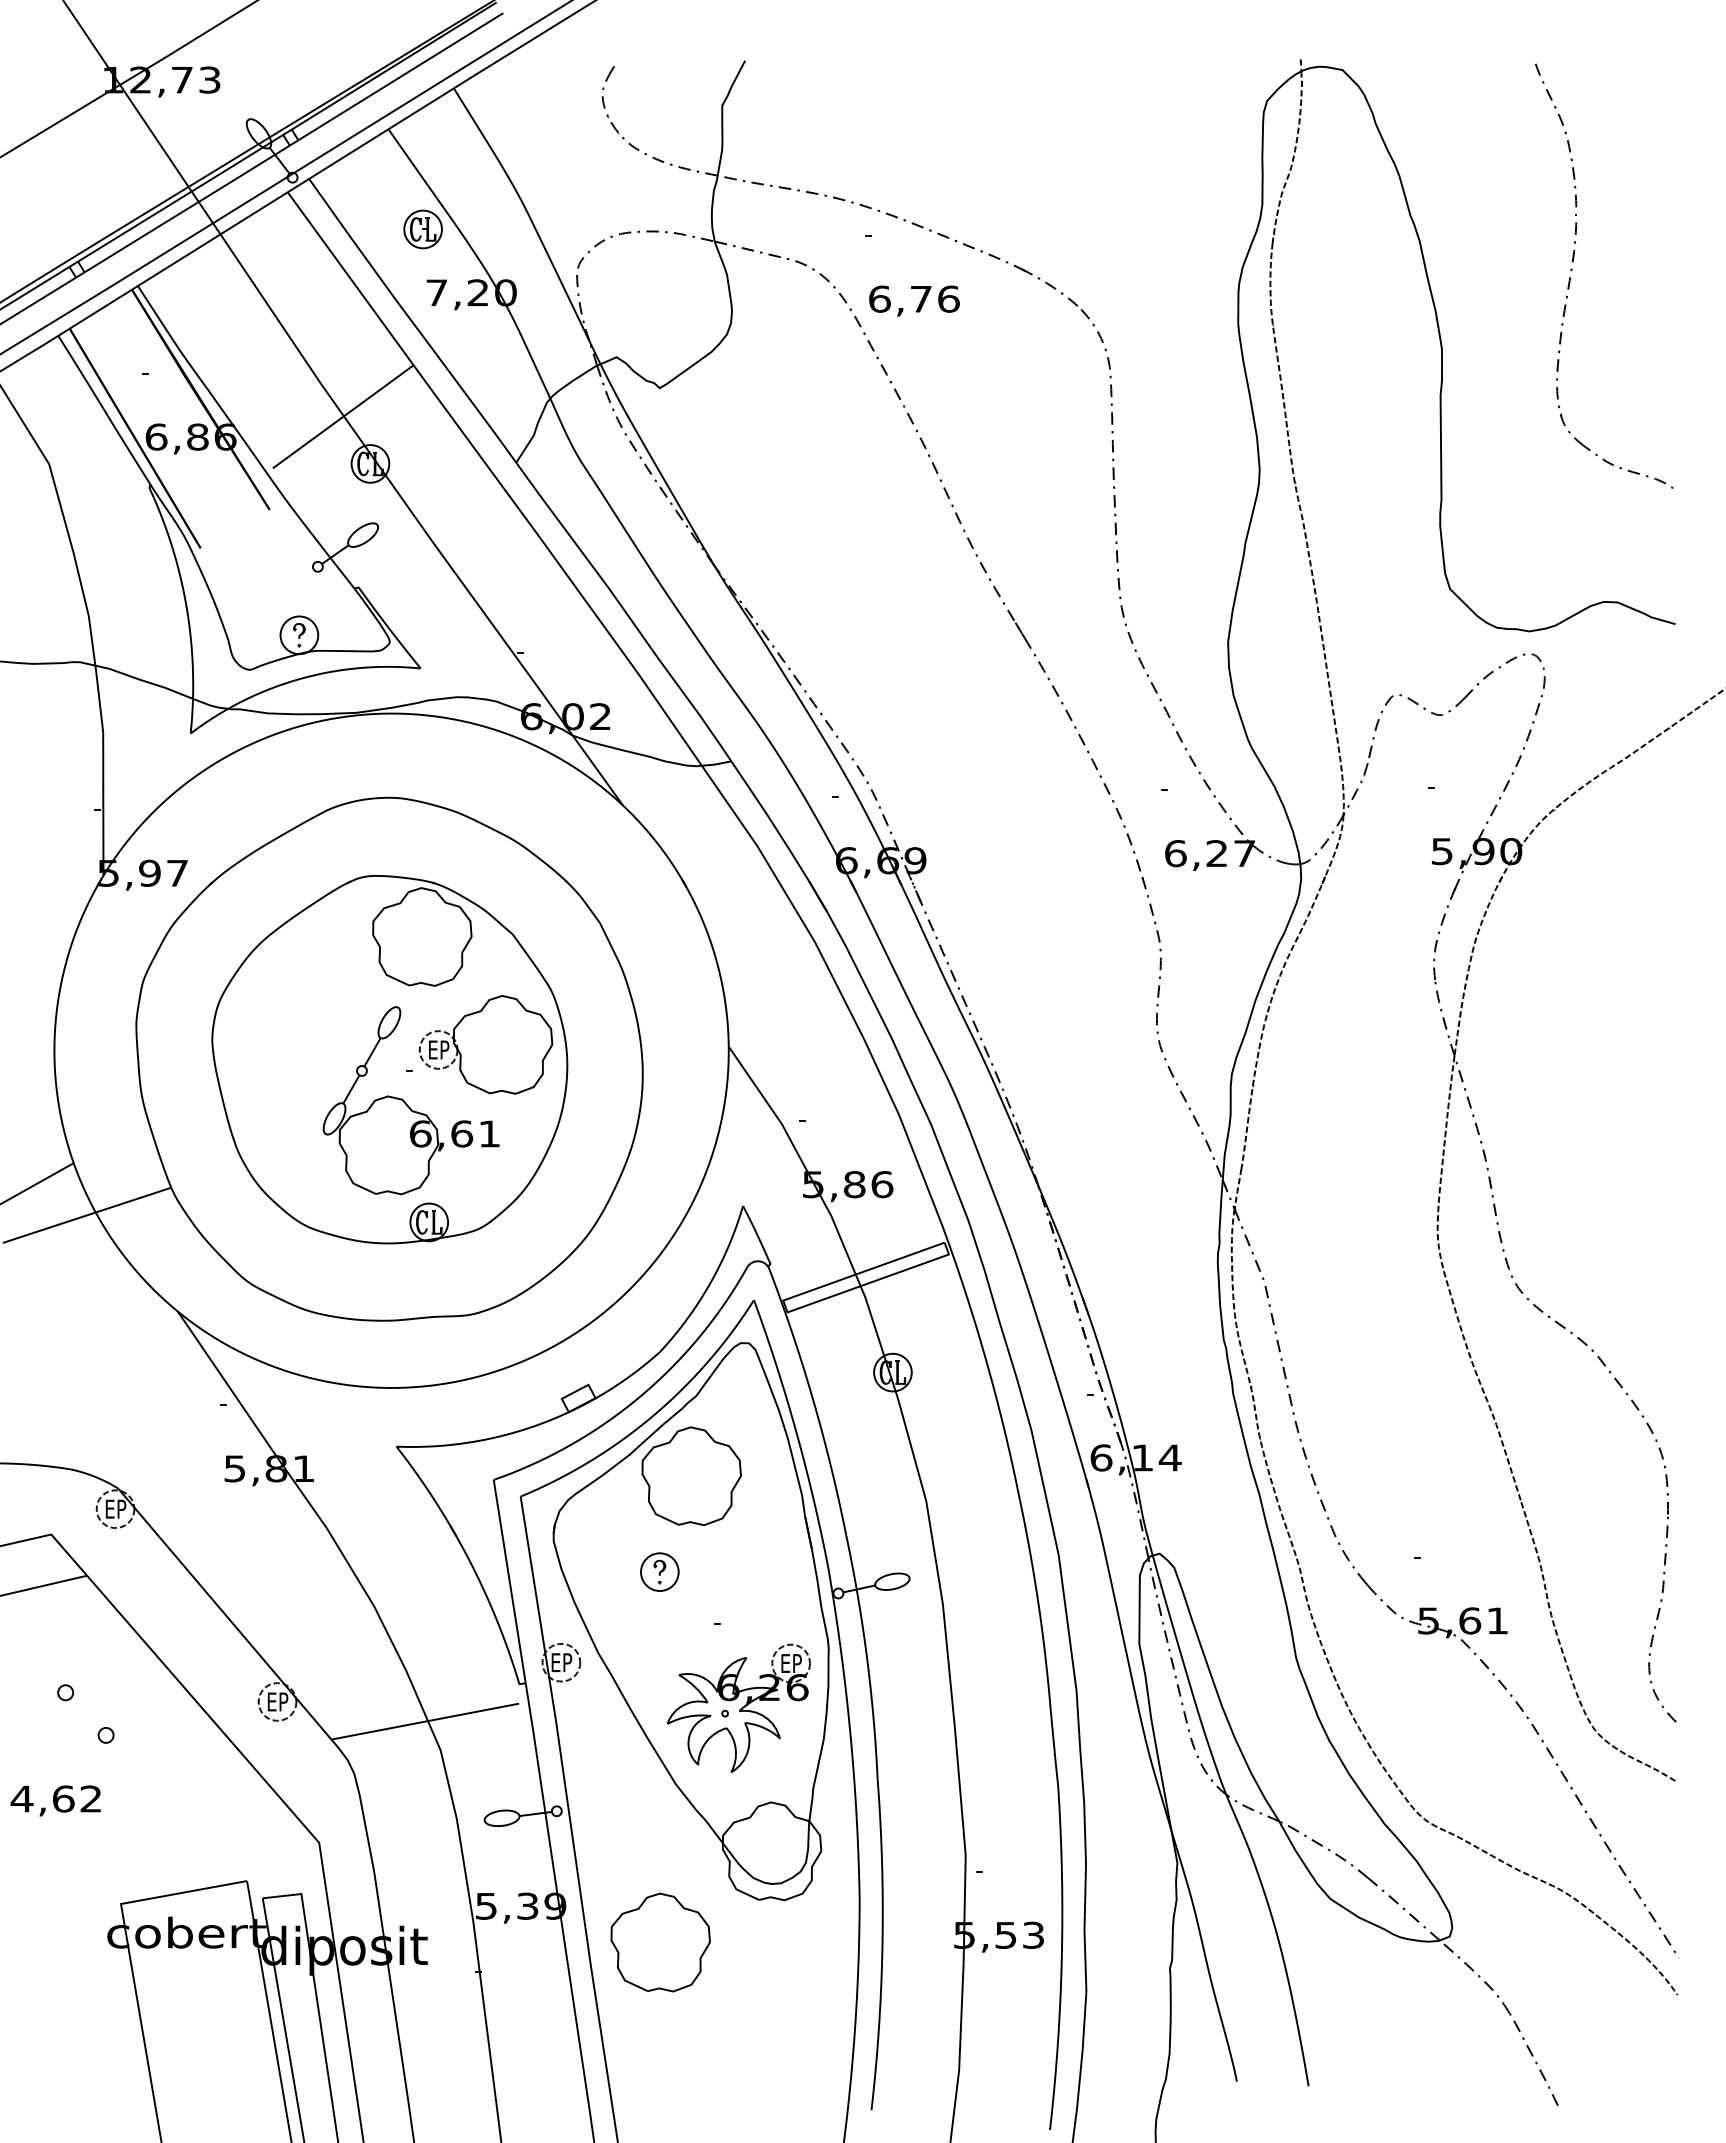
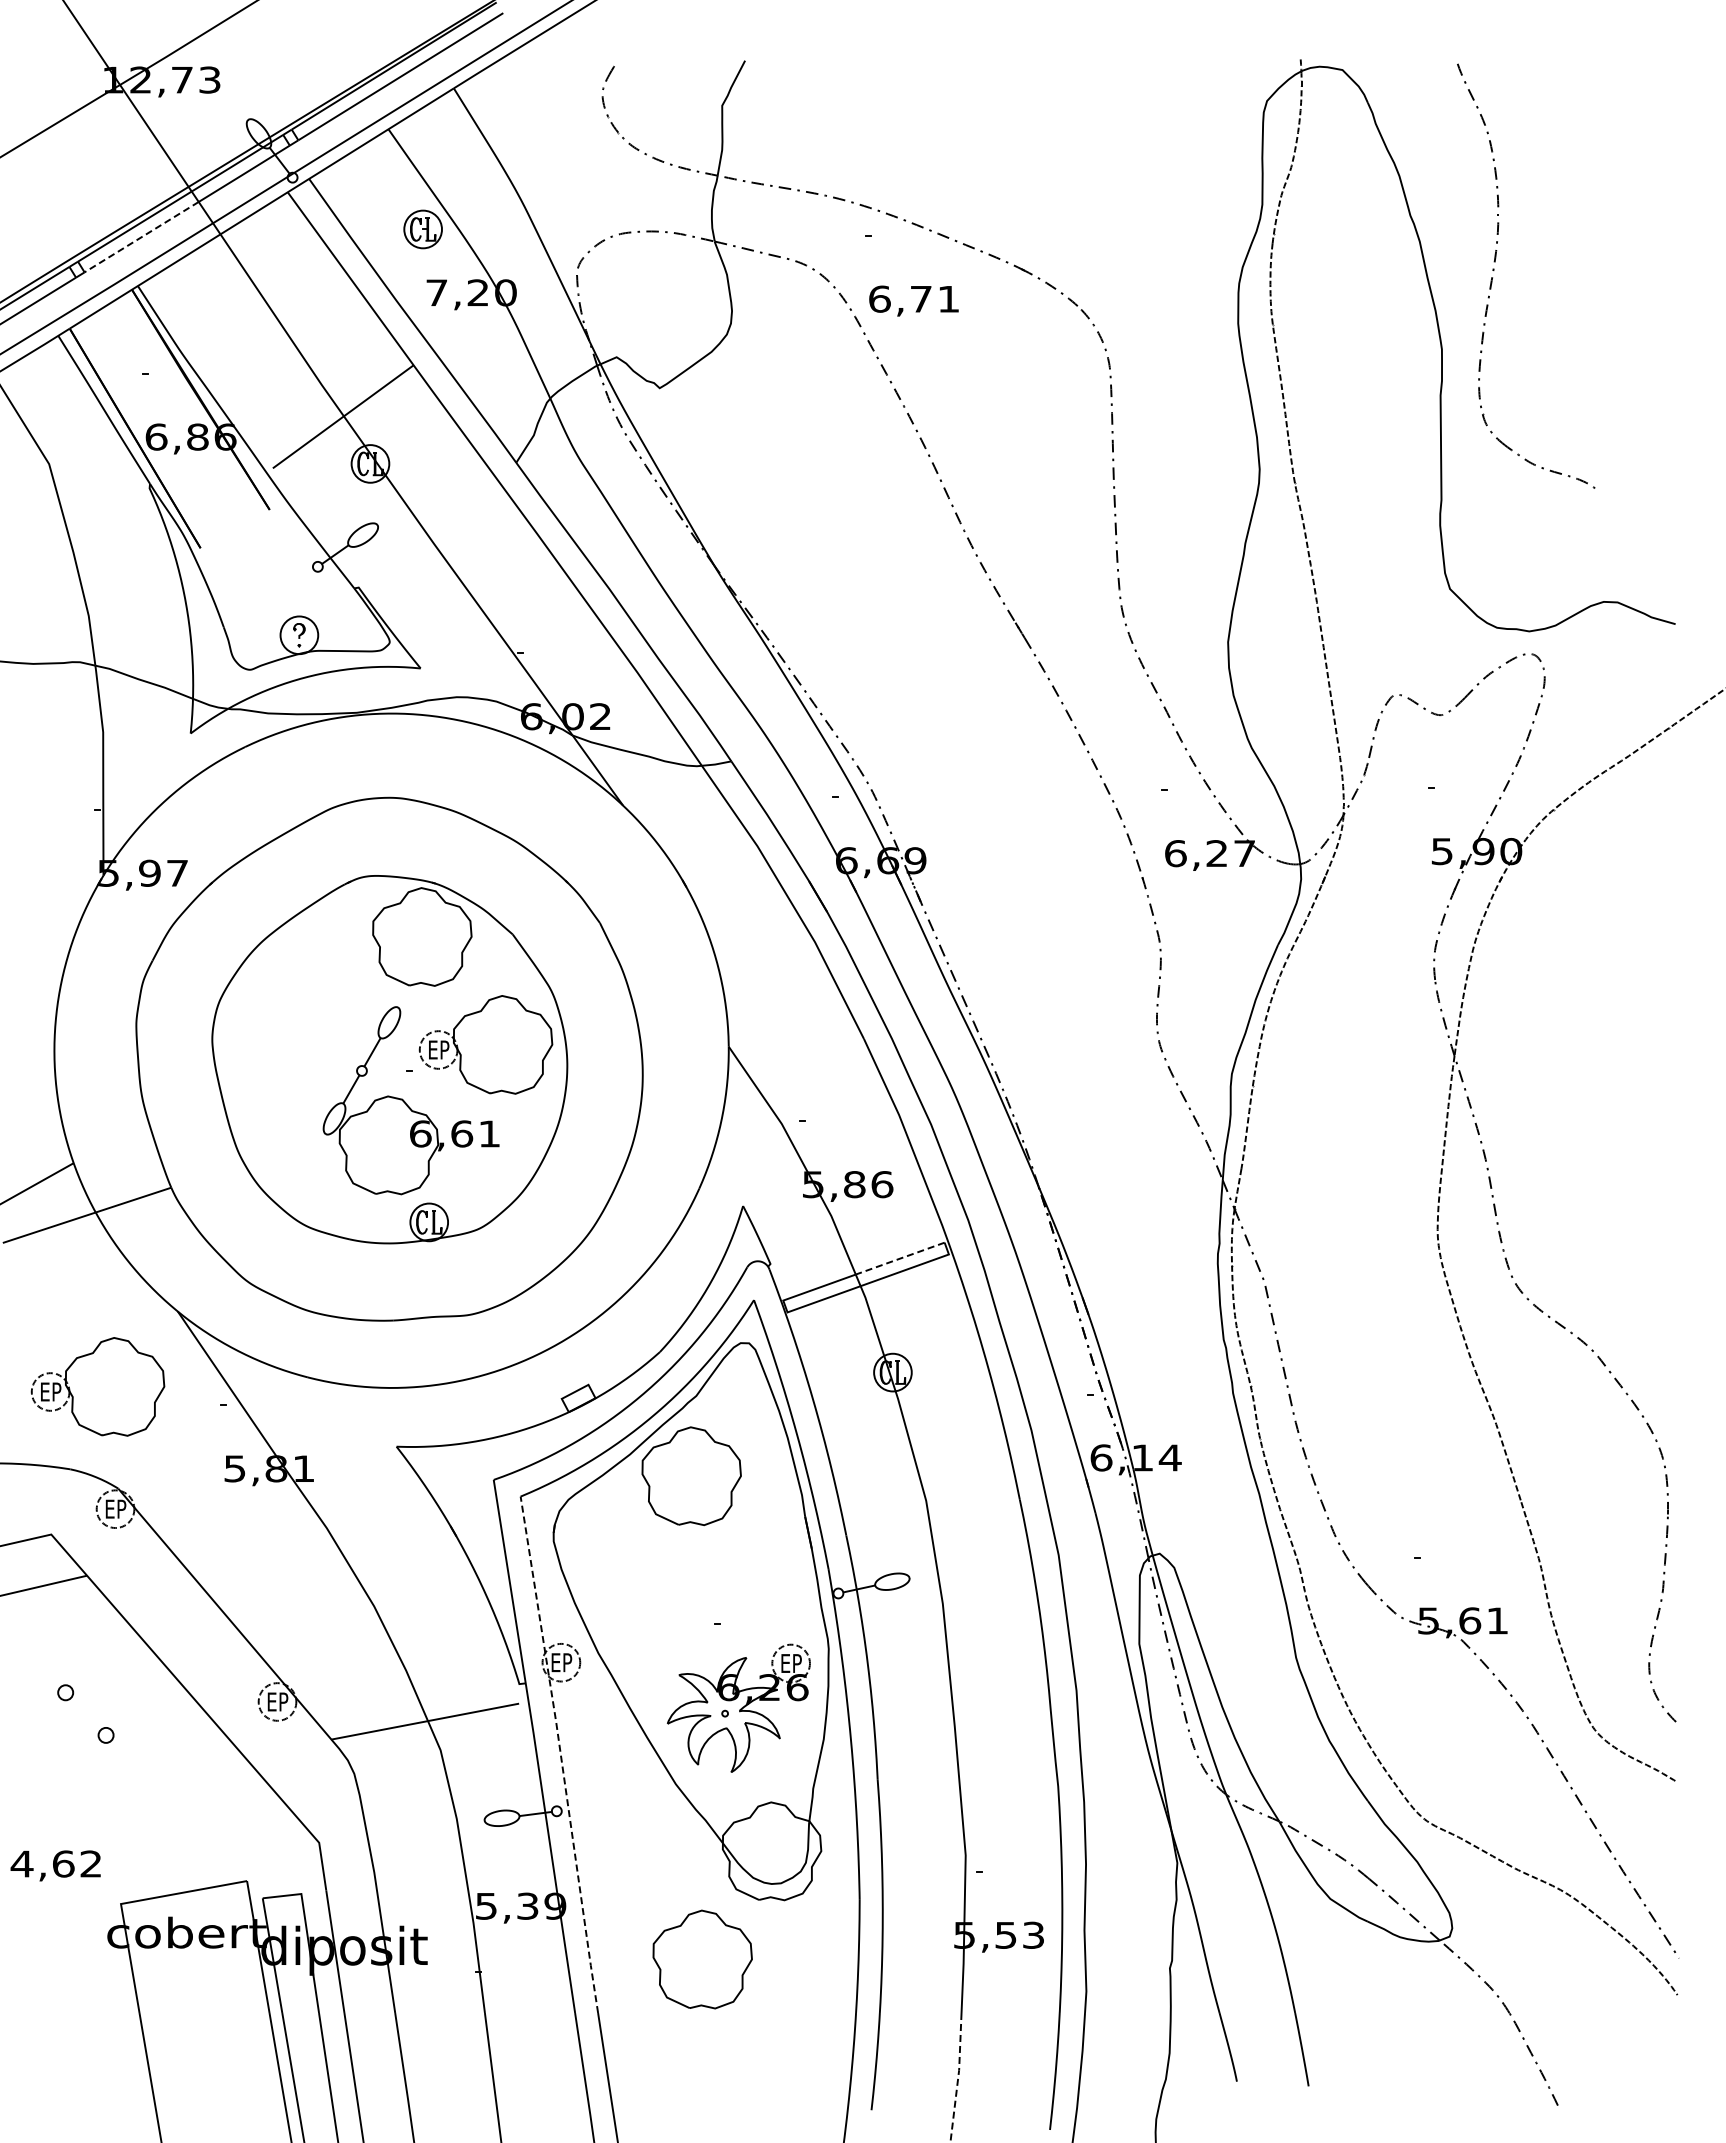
line: solid -> dashed (141, 237)
part position: (1572, 270) -> (1494, 270) (1494, 270)
text: 6,76 -> 6,71 (948, 298)
line: solid -> dashed (899, 1258)
part: none -> present (97, 1386)
part: present -> none (659, 1571)
line: solid -> dashed (560, 1755)
text position: (55, 1800) -> (55, 1865) (55, 1865)
part position: (660, 1942) -> (702, 1959) (702, 1959)
line: solid -> dashed (958, 2077)
